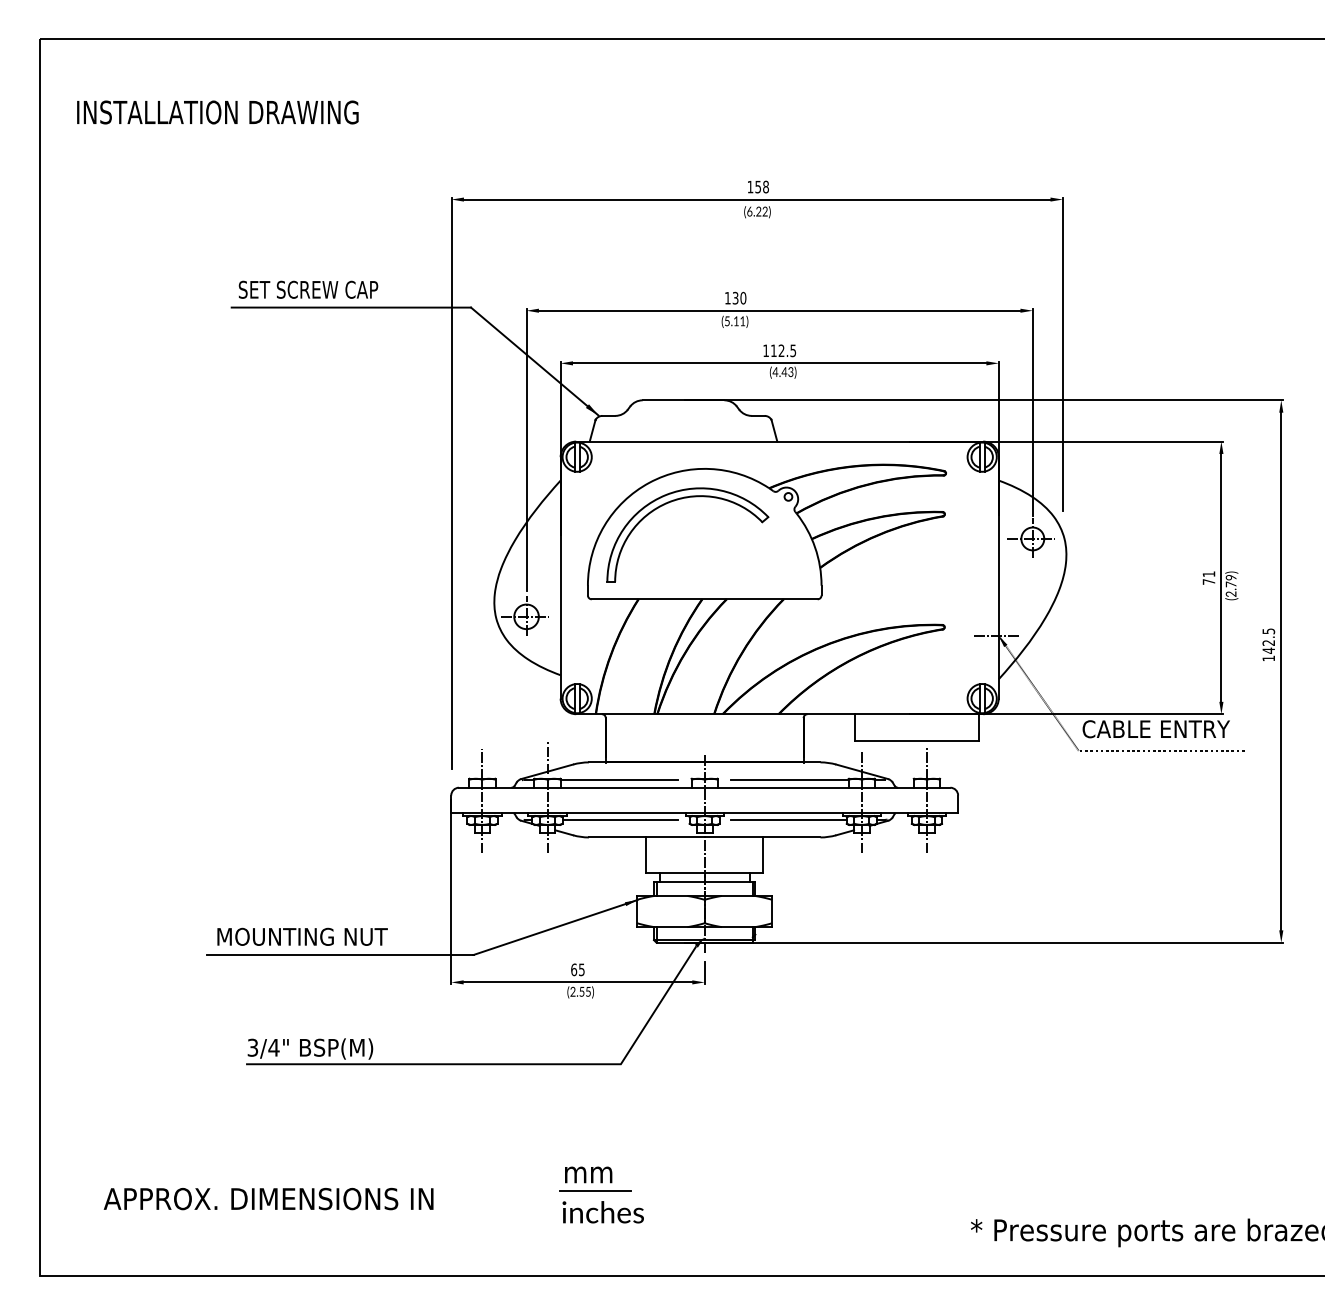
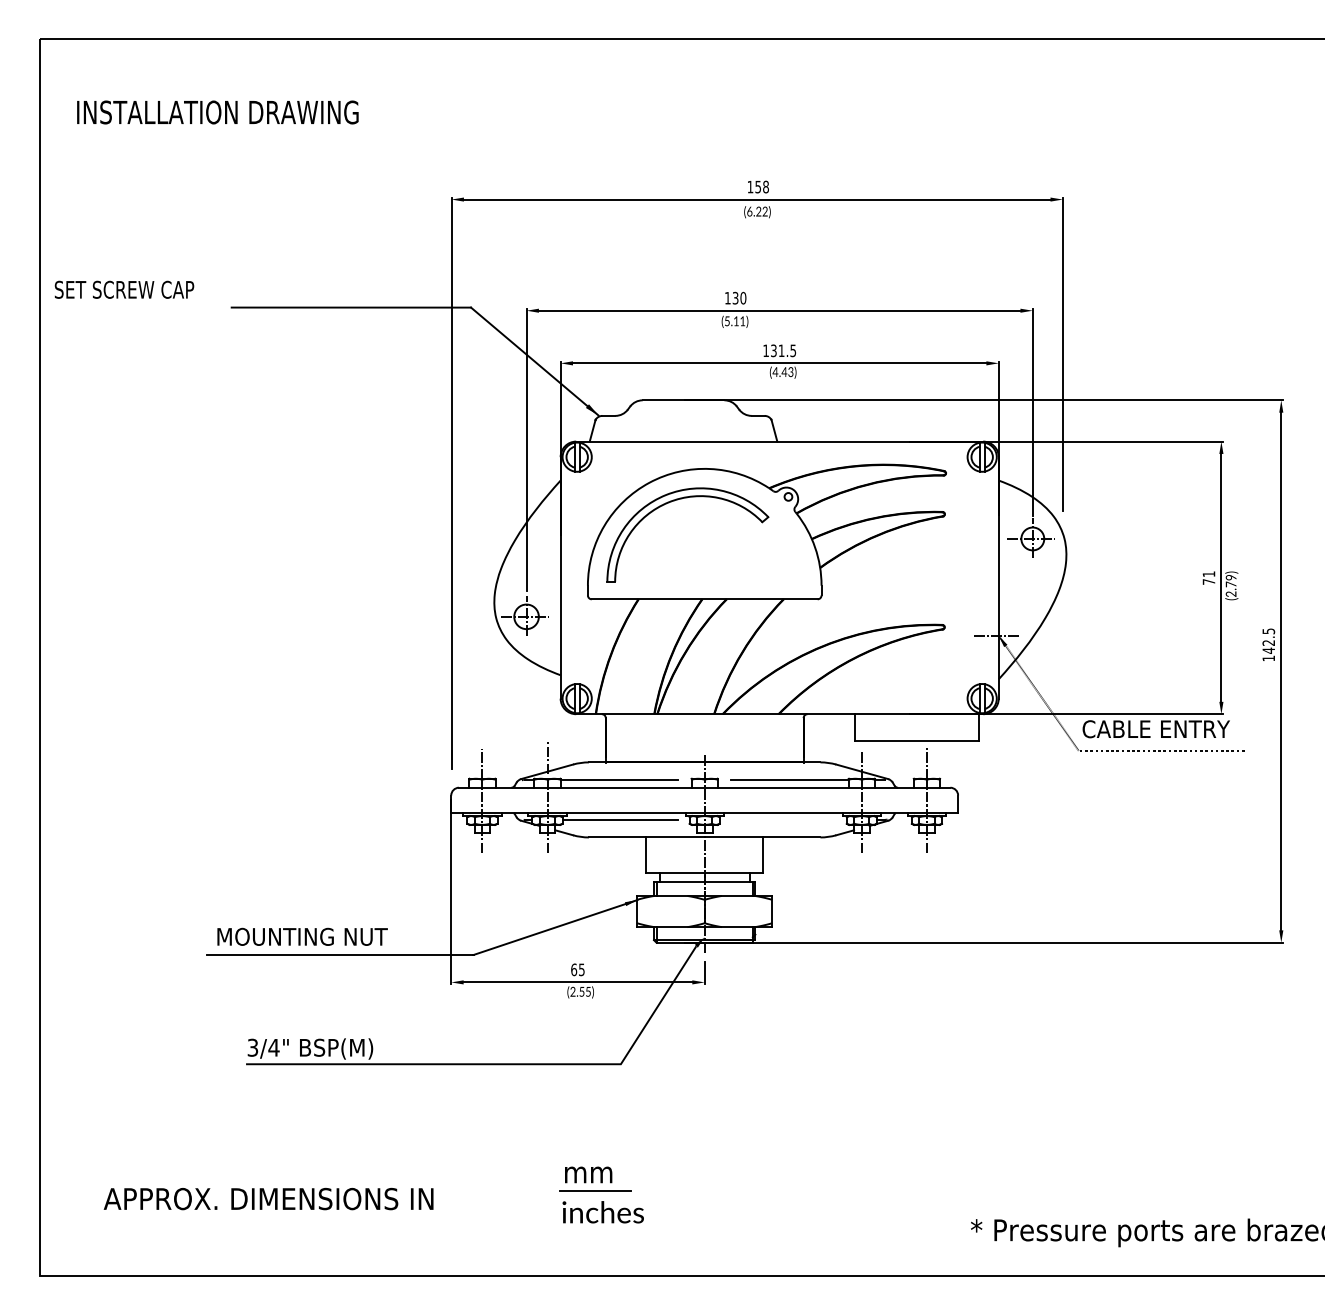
text position: (308, 289) -> (124, 289) (124, 289)
text: 112.5 -> 131.5 (777, 350)
line: present -> none (788, 819)
